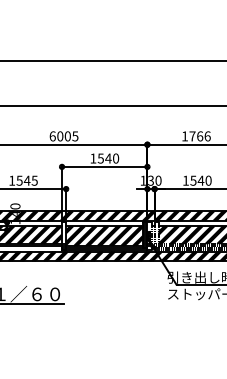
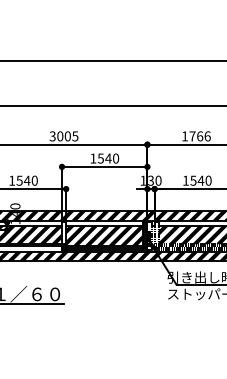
text: 6005 -> 3005 (52, 136)
text: 1545 -> 1540 (34, 180)
